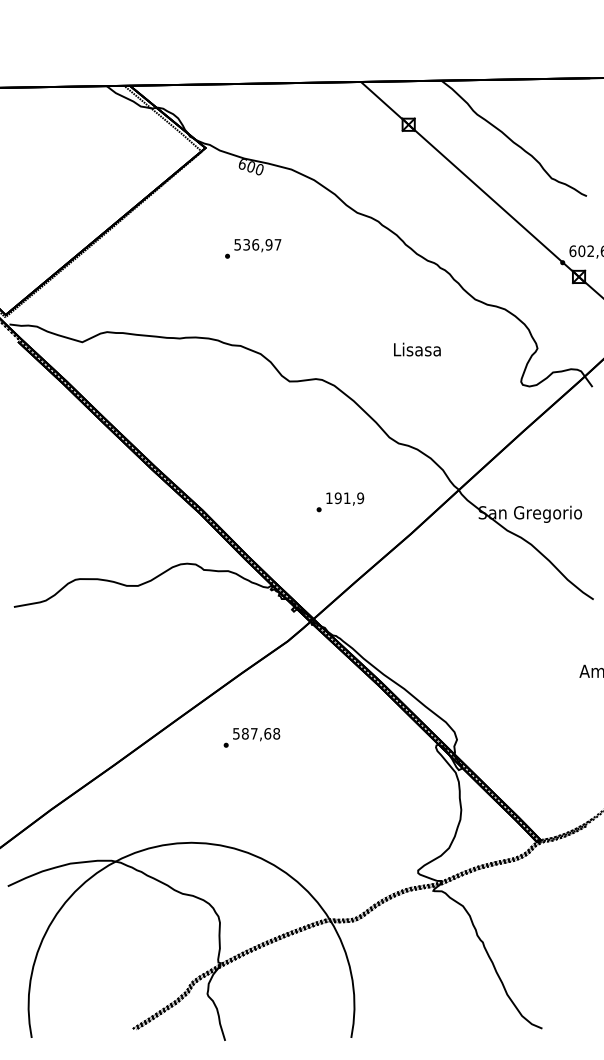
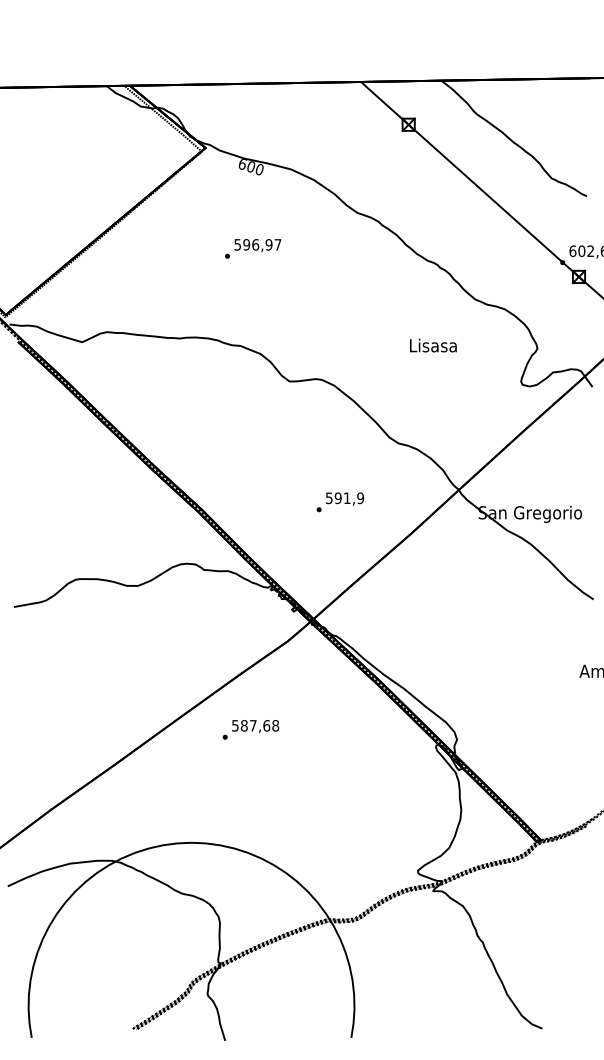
text: 536,97 -> 596,97 (246, 244)
text position: (417, 349) -> (433, 345) (433, 345)
text: 191,9 -> 591,9 (329, 498)
text position: (251, 737) -> (250, 729) (250, 729)
